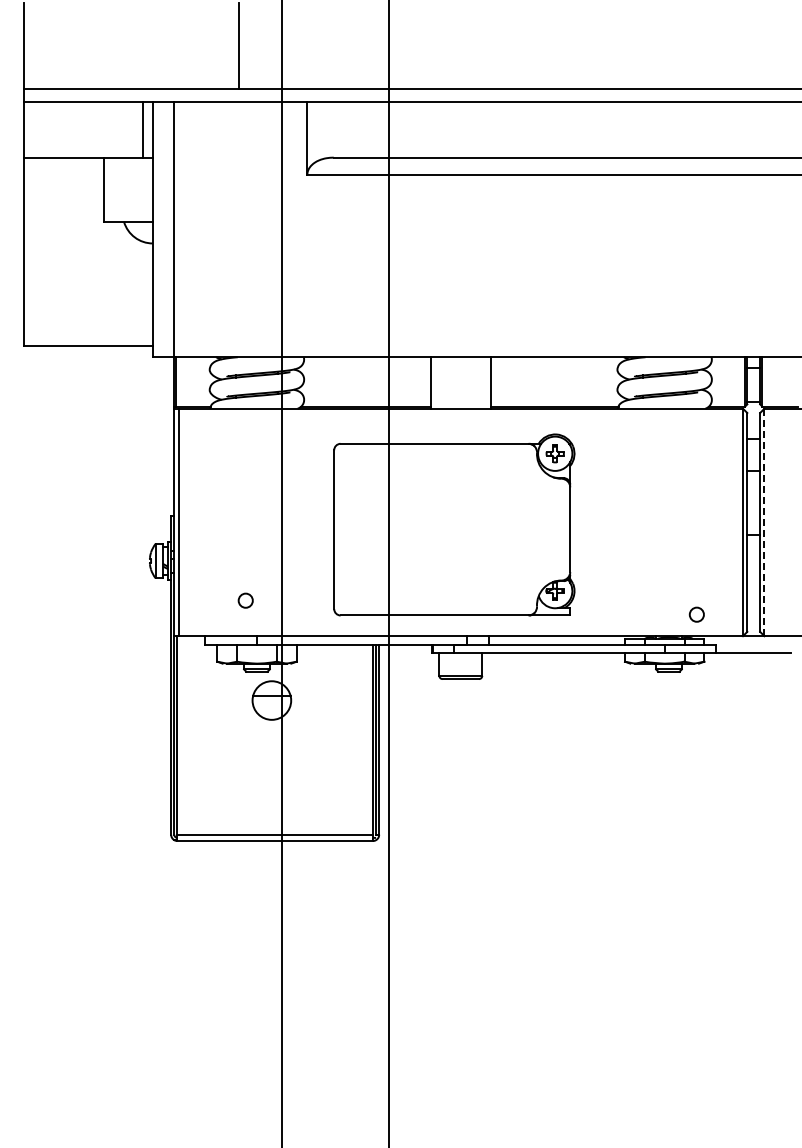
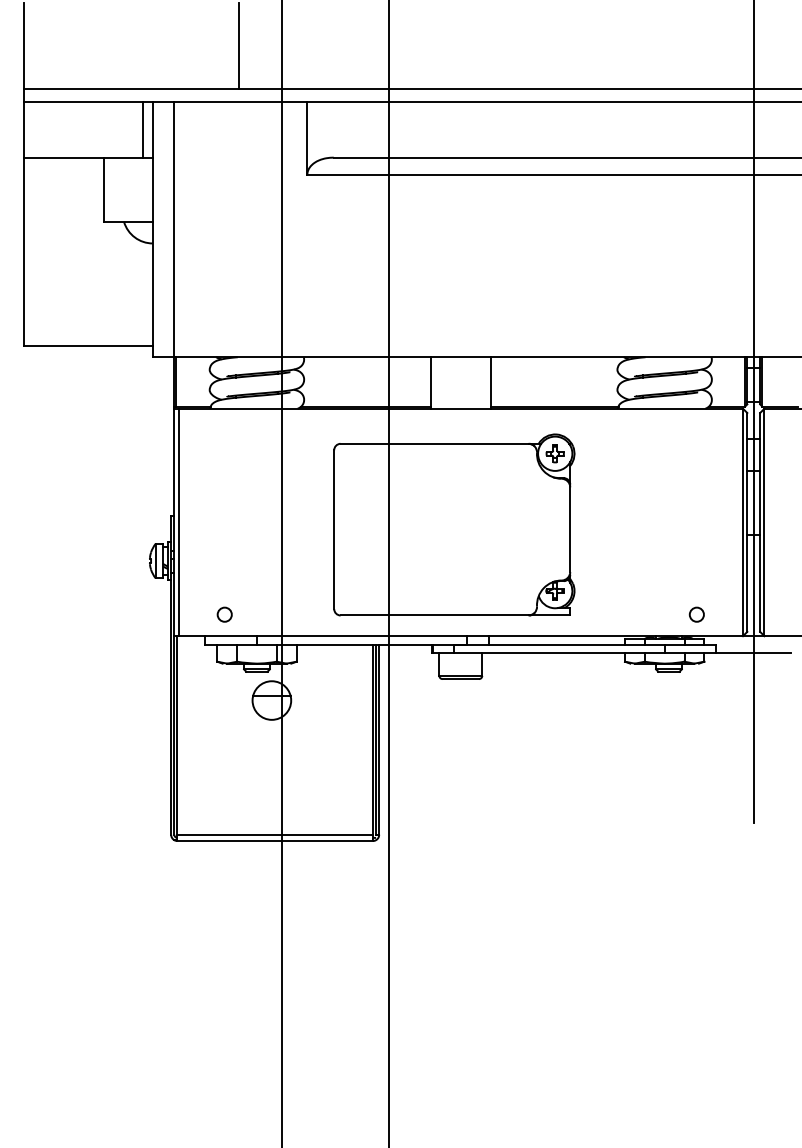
line: none -> present (753, 412)
line: dashed -> solid (764, 522)
circle position: (245, 600) -> (224, 614) (224, 614)
